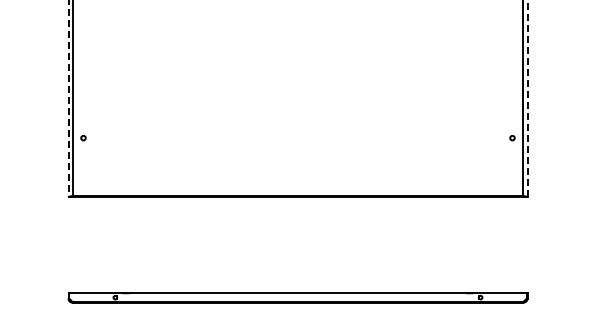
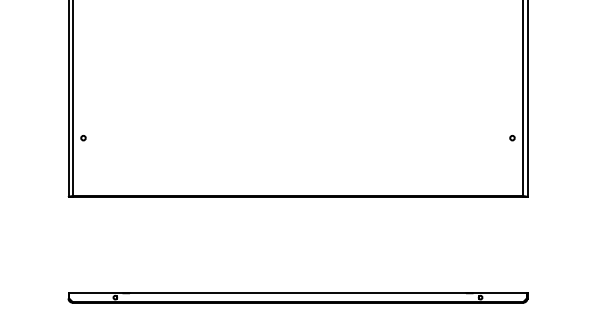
line: dashed -> solid (527, 98)
line: dashed -> solid (68, 99)
